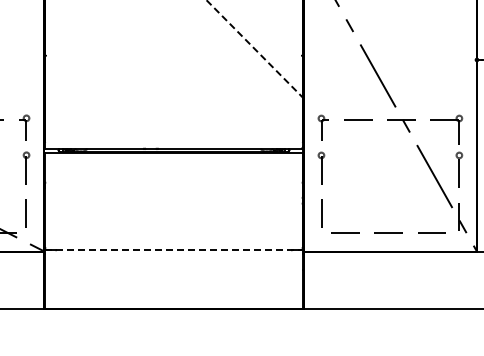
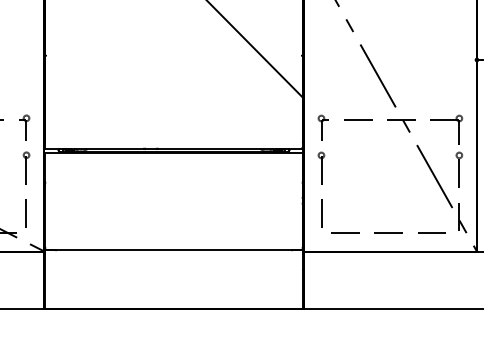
line: dashed -> solid (255, 49)
line: dashed -> solid (173, 249)
